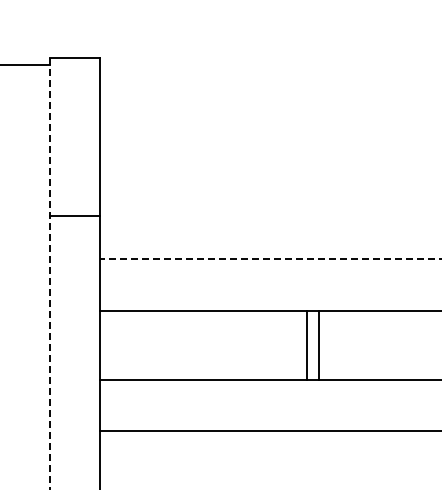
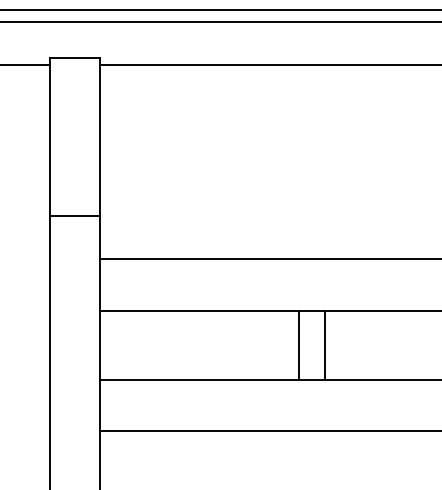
line: none -> present (220, 10)
line: none -> present (220, 21)
line: none -> present (269, 64)
line: dashed -> solid (270, 259)
line: dashed -> solid (50, 274)
line position: (306, 344) -> (298, 344) (298, 344)
line position: (318, 344) -> (324, 344) (324, 344)
